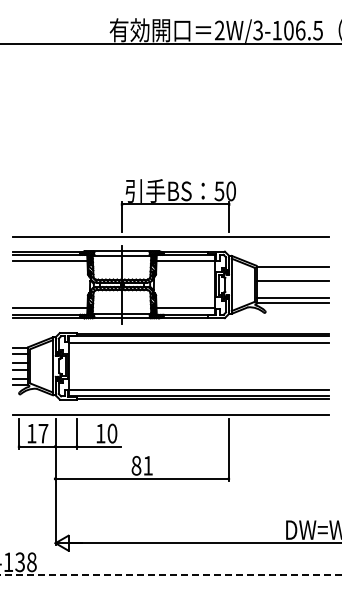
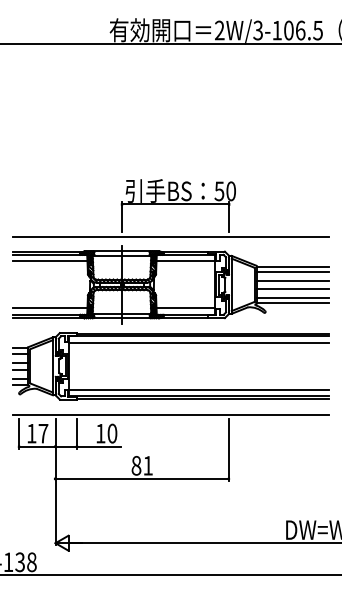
line: none -> present (292, 272)
line: none -> present (292, 288)
line: dashed -> solid (170, 575)
